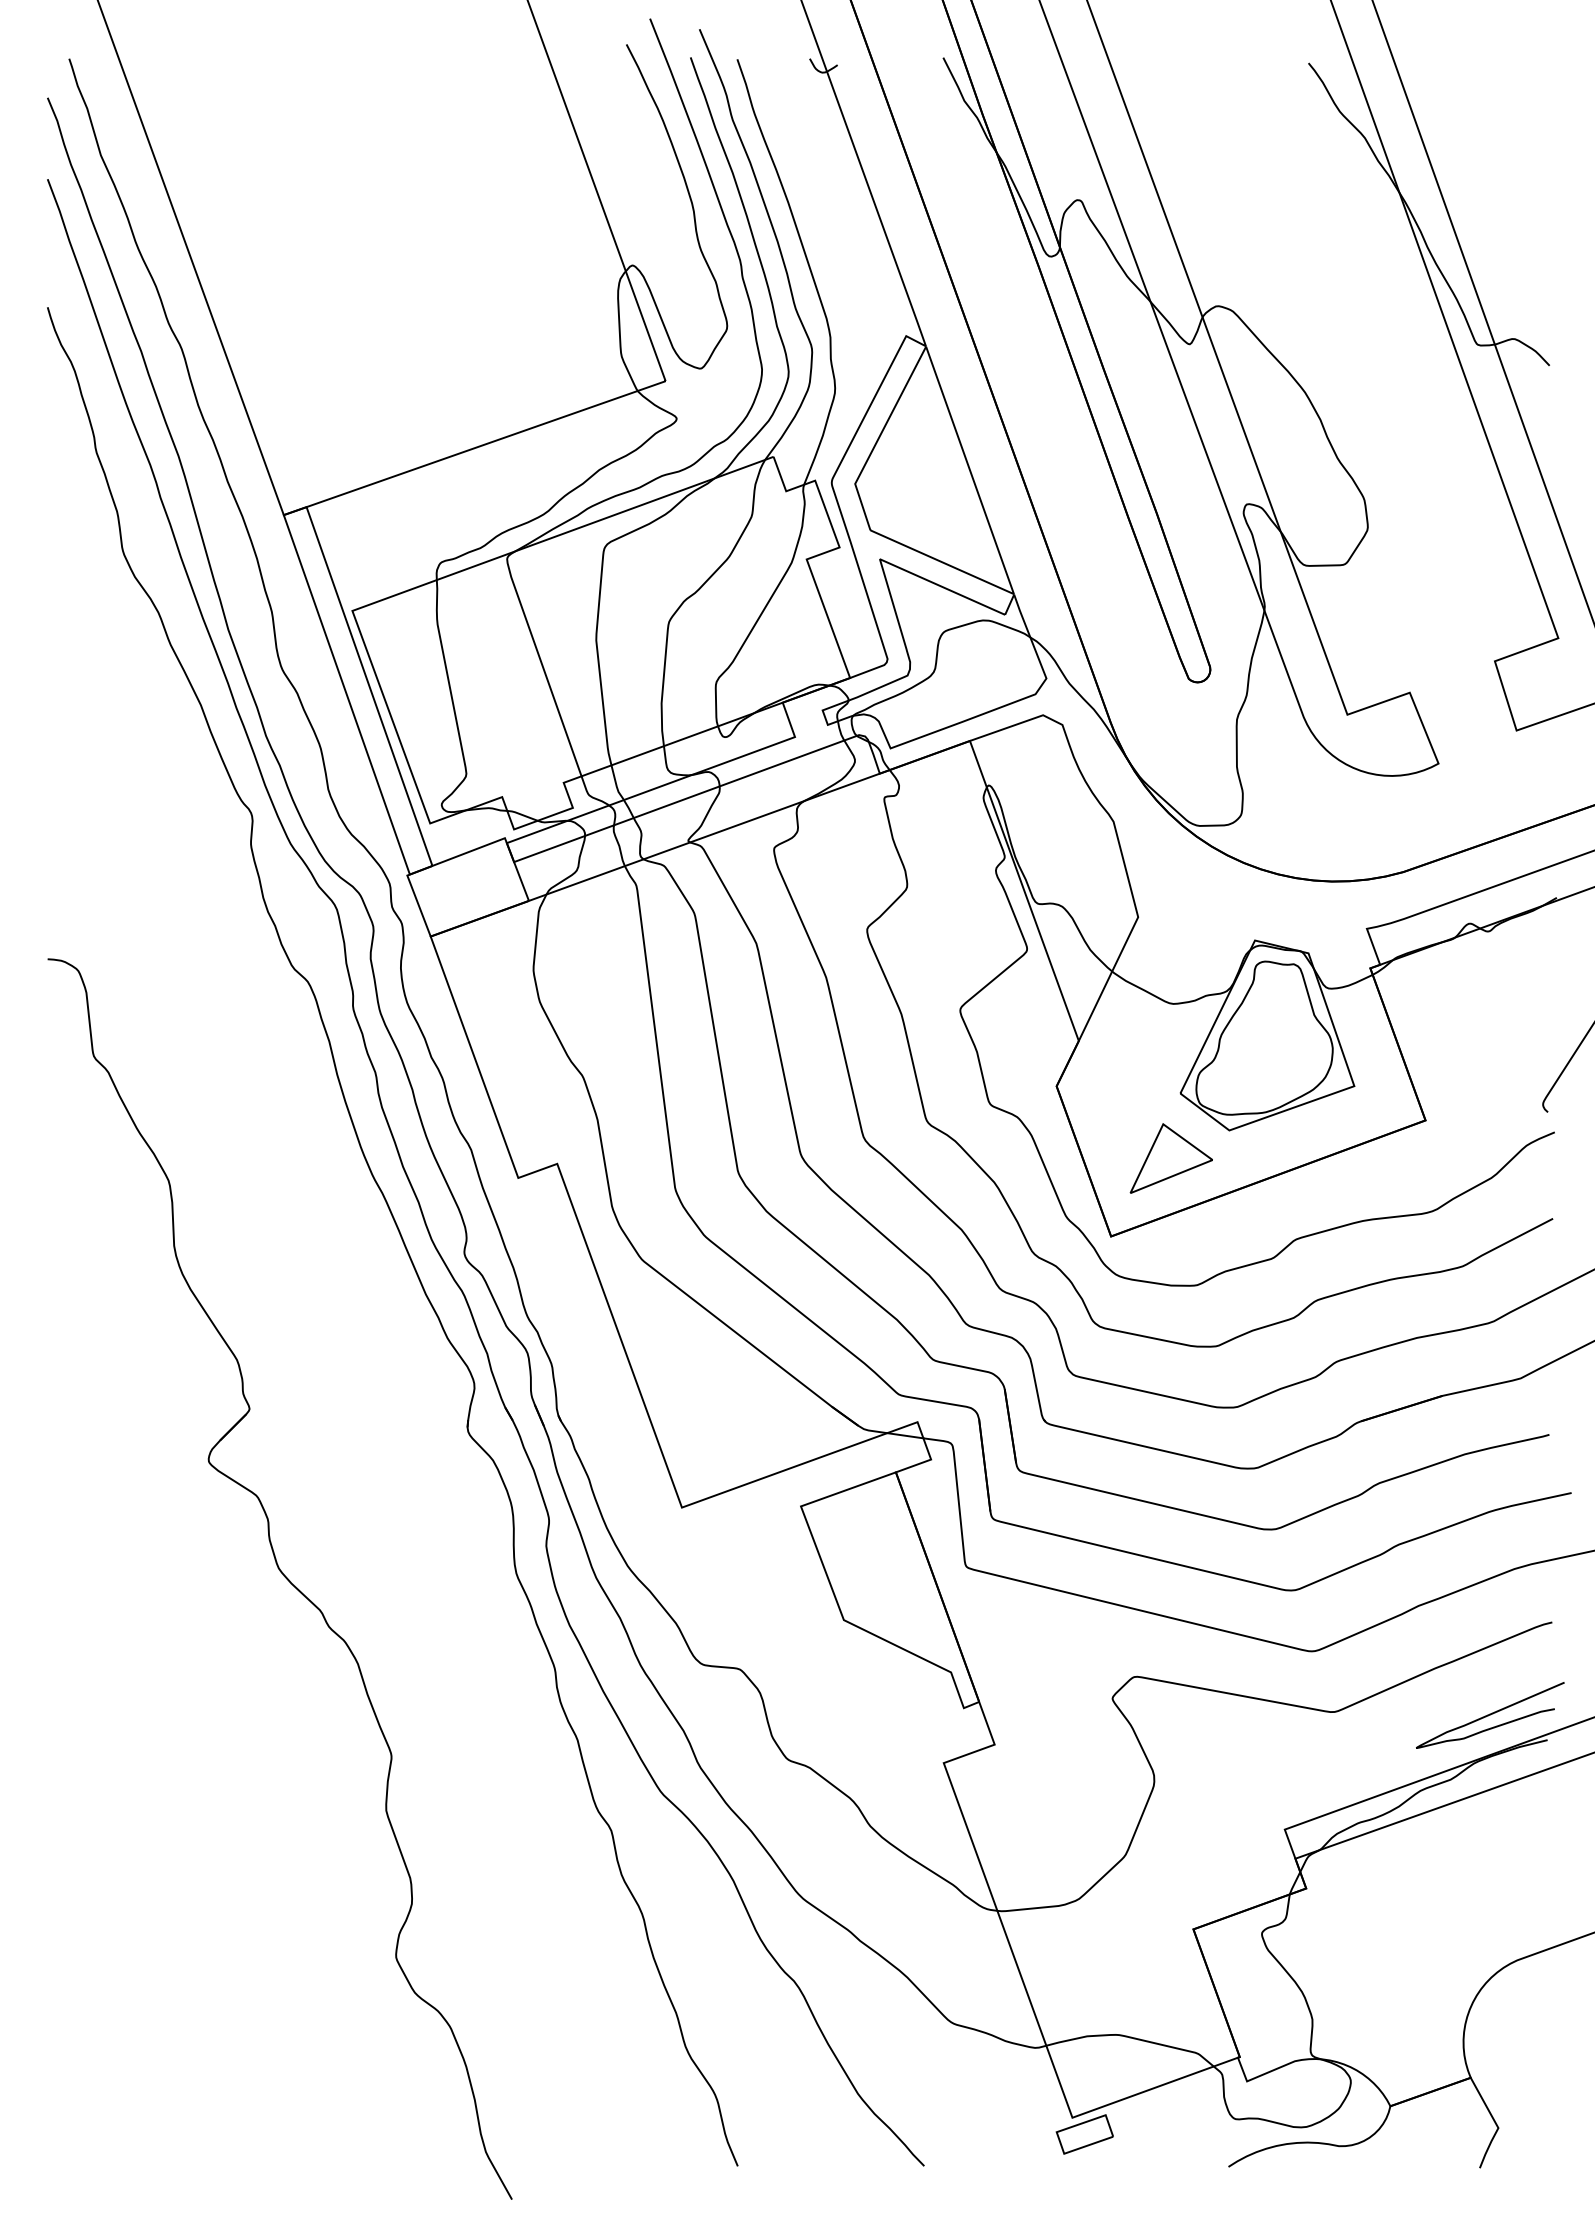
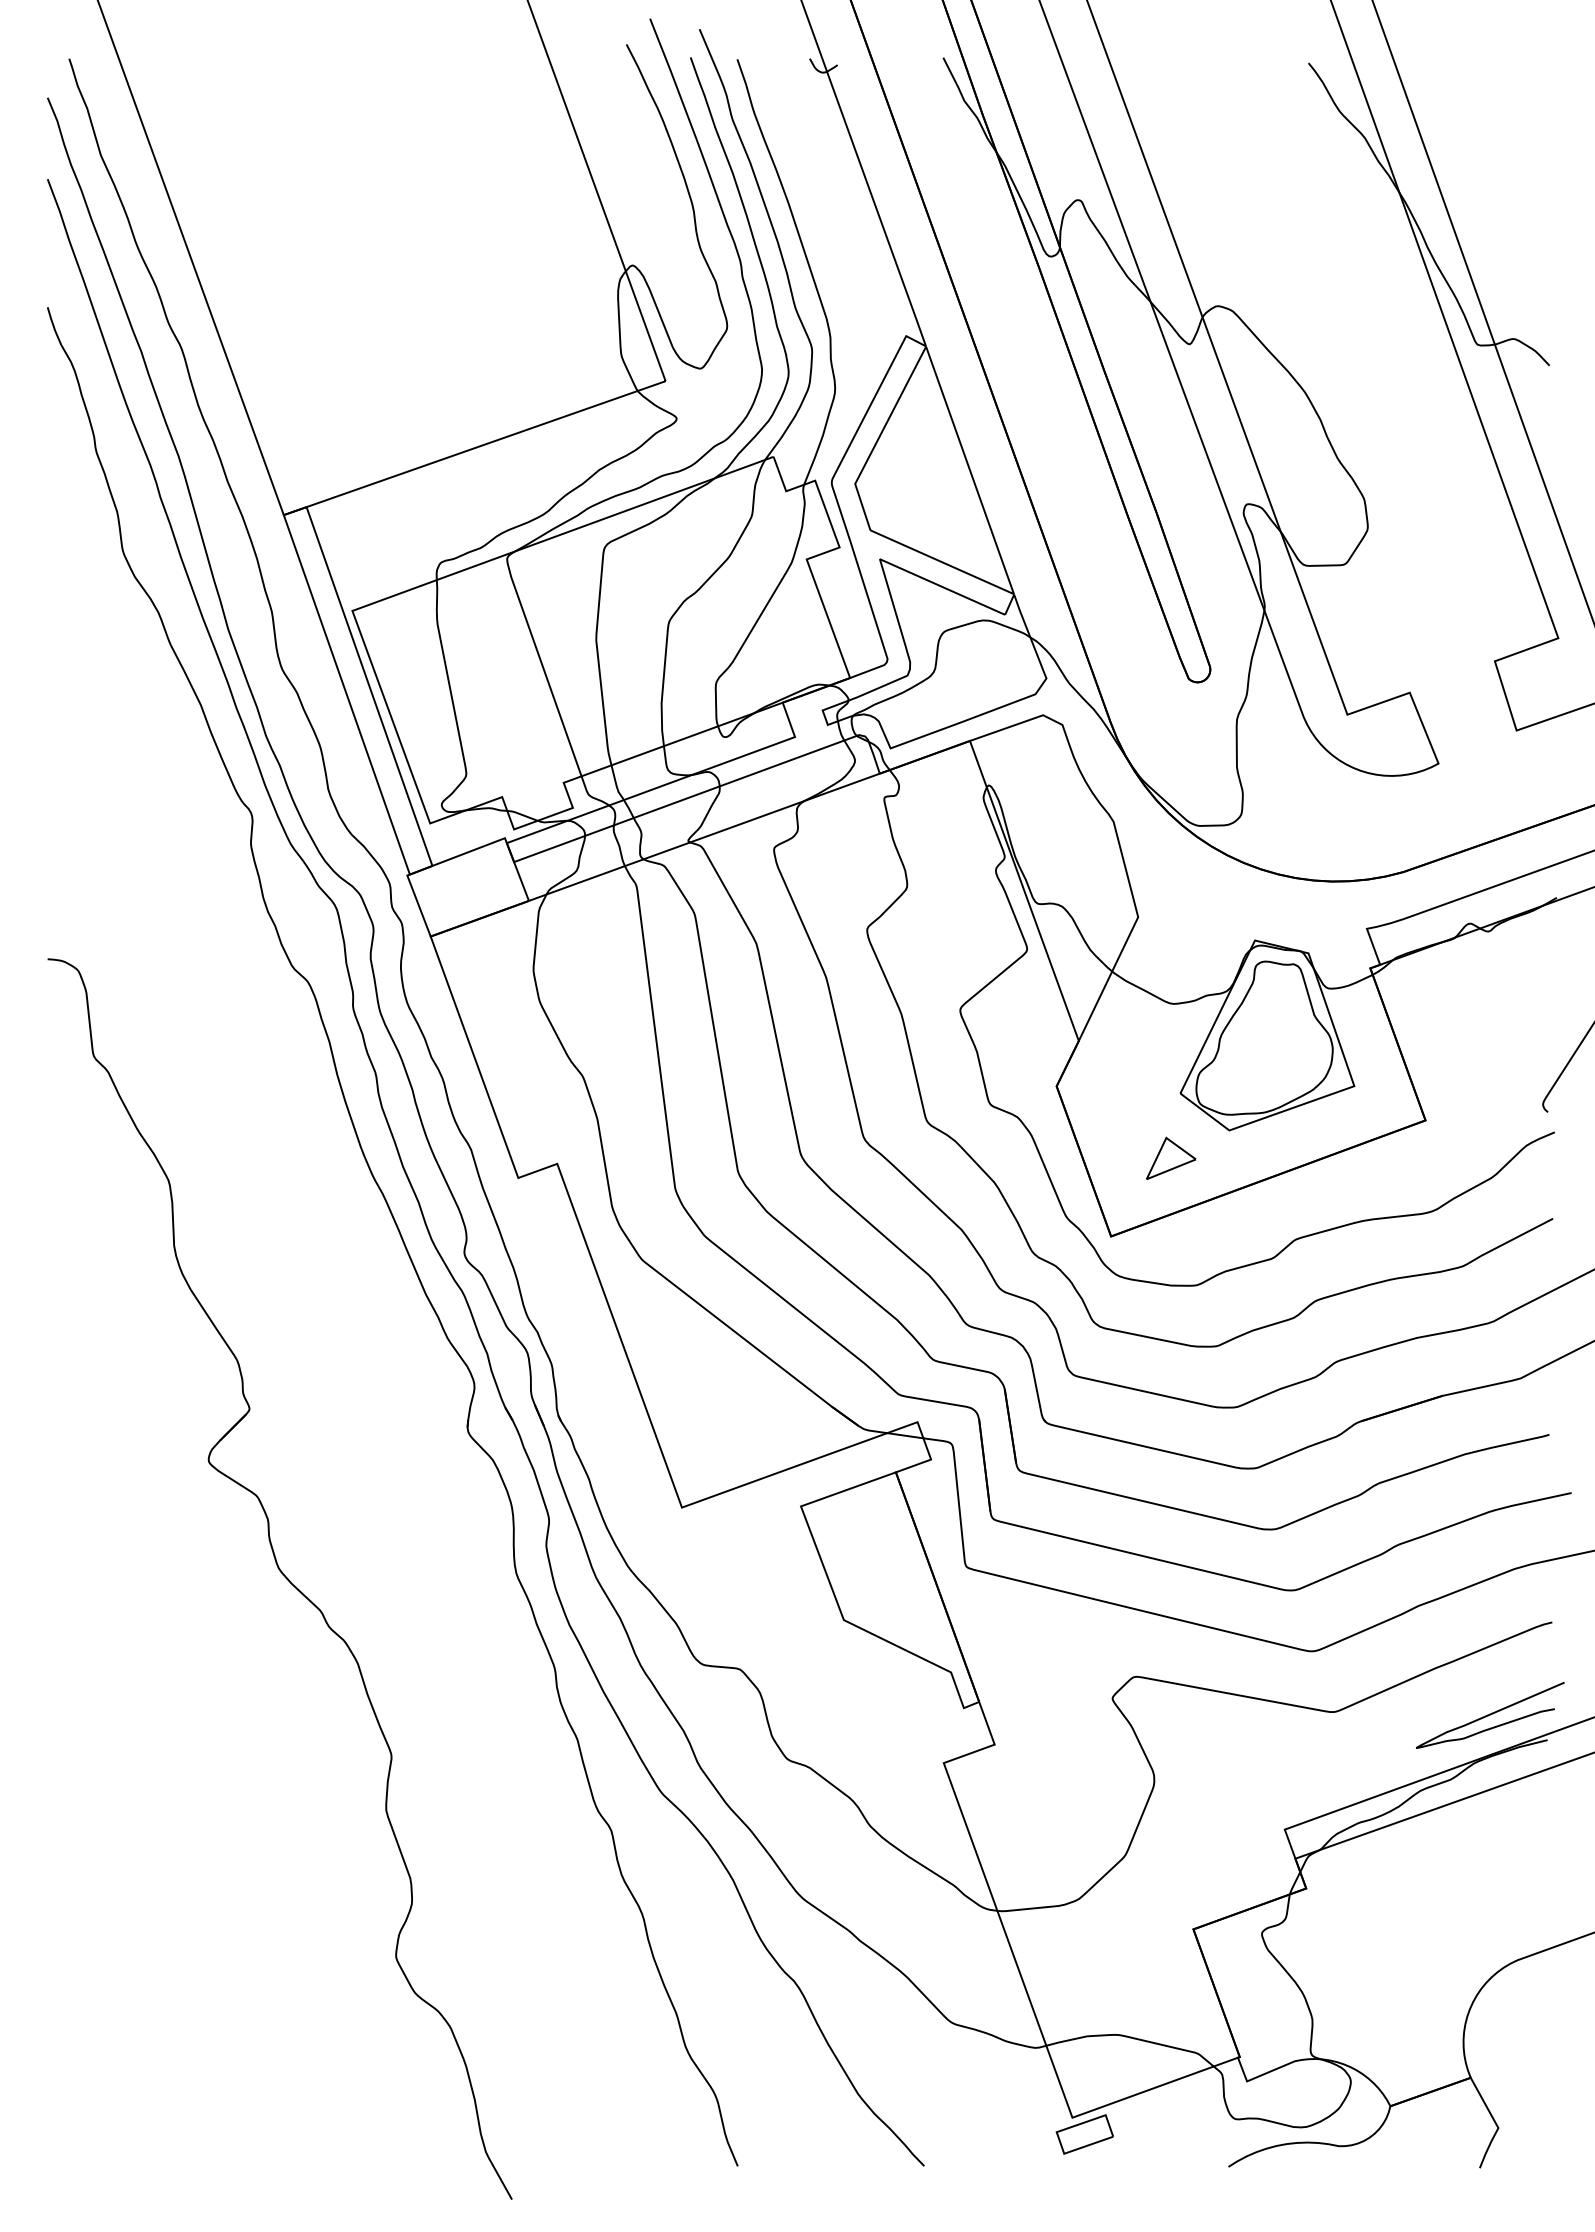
part size: 84x71 px -> 51x44 px (1171, 1157)
